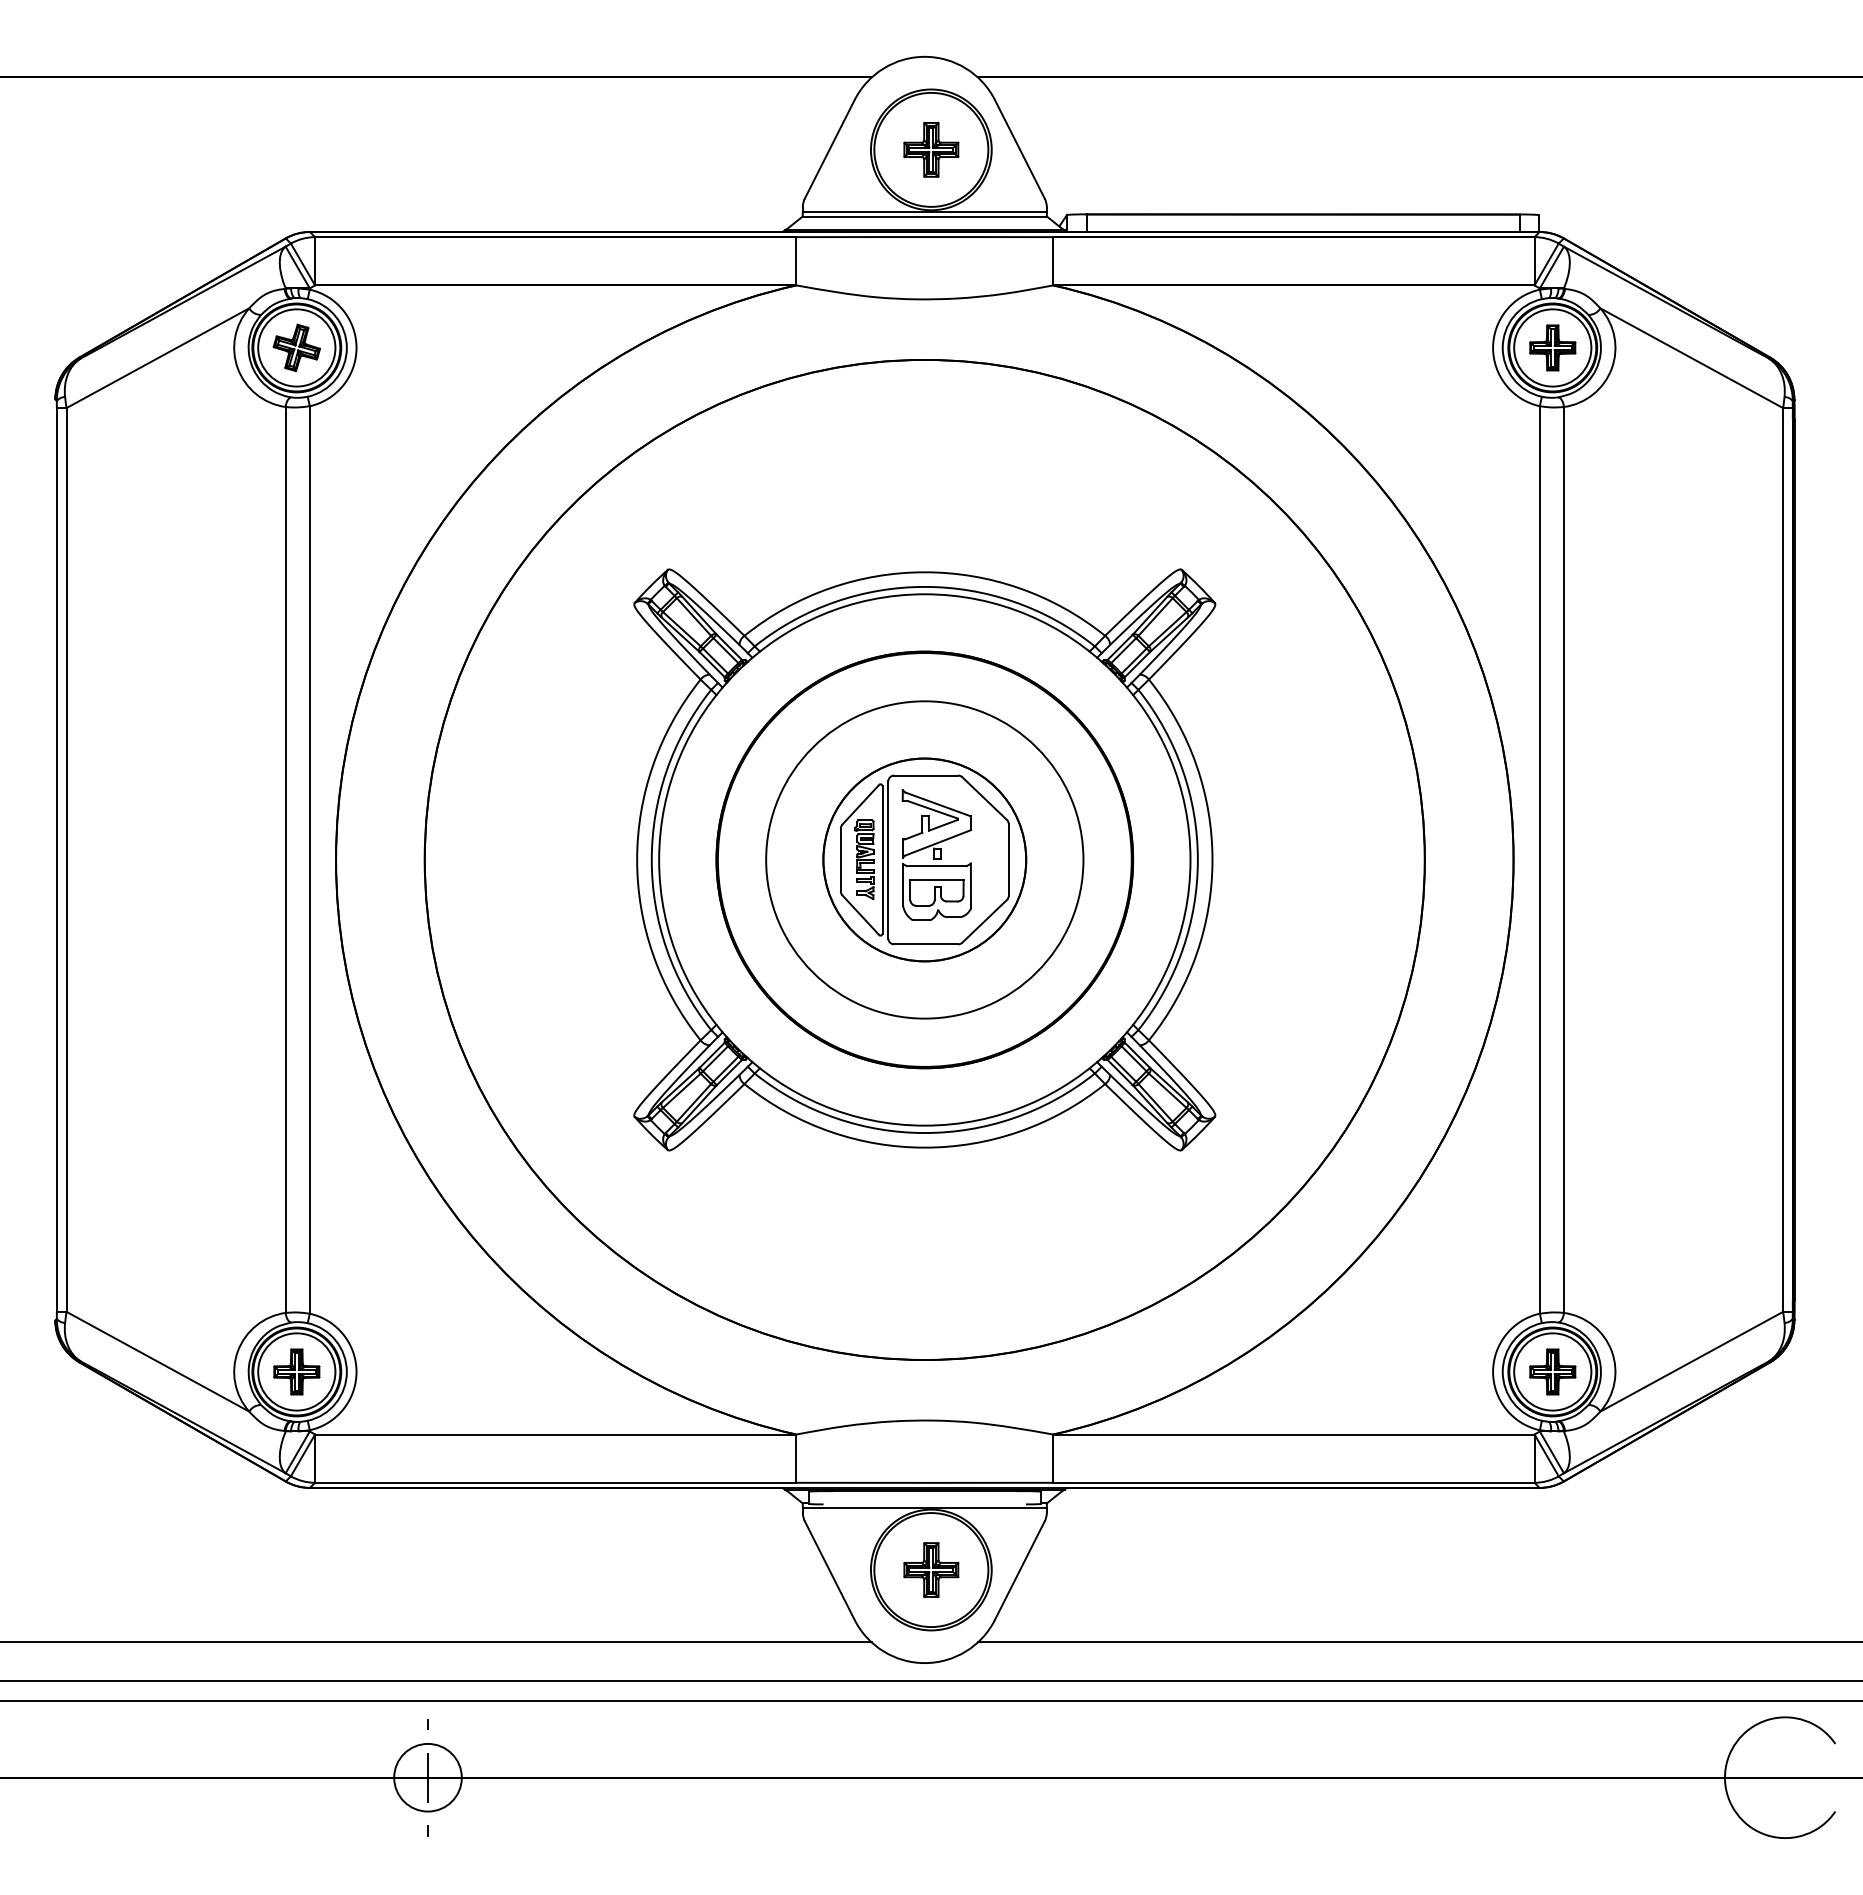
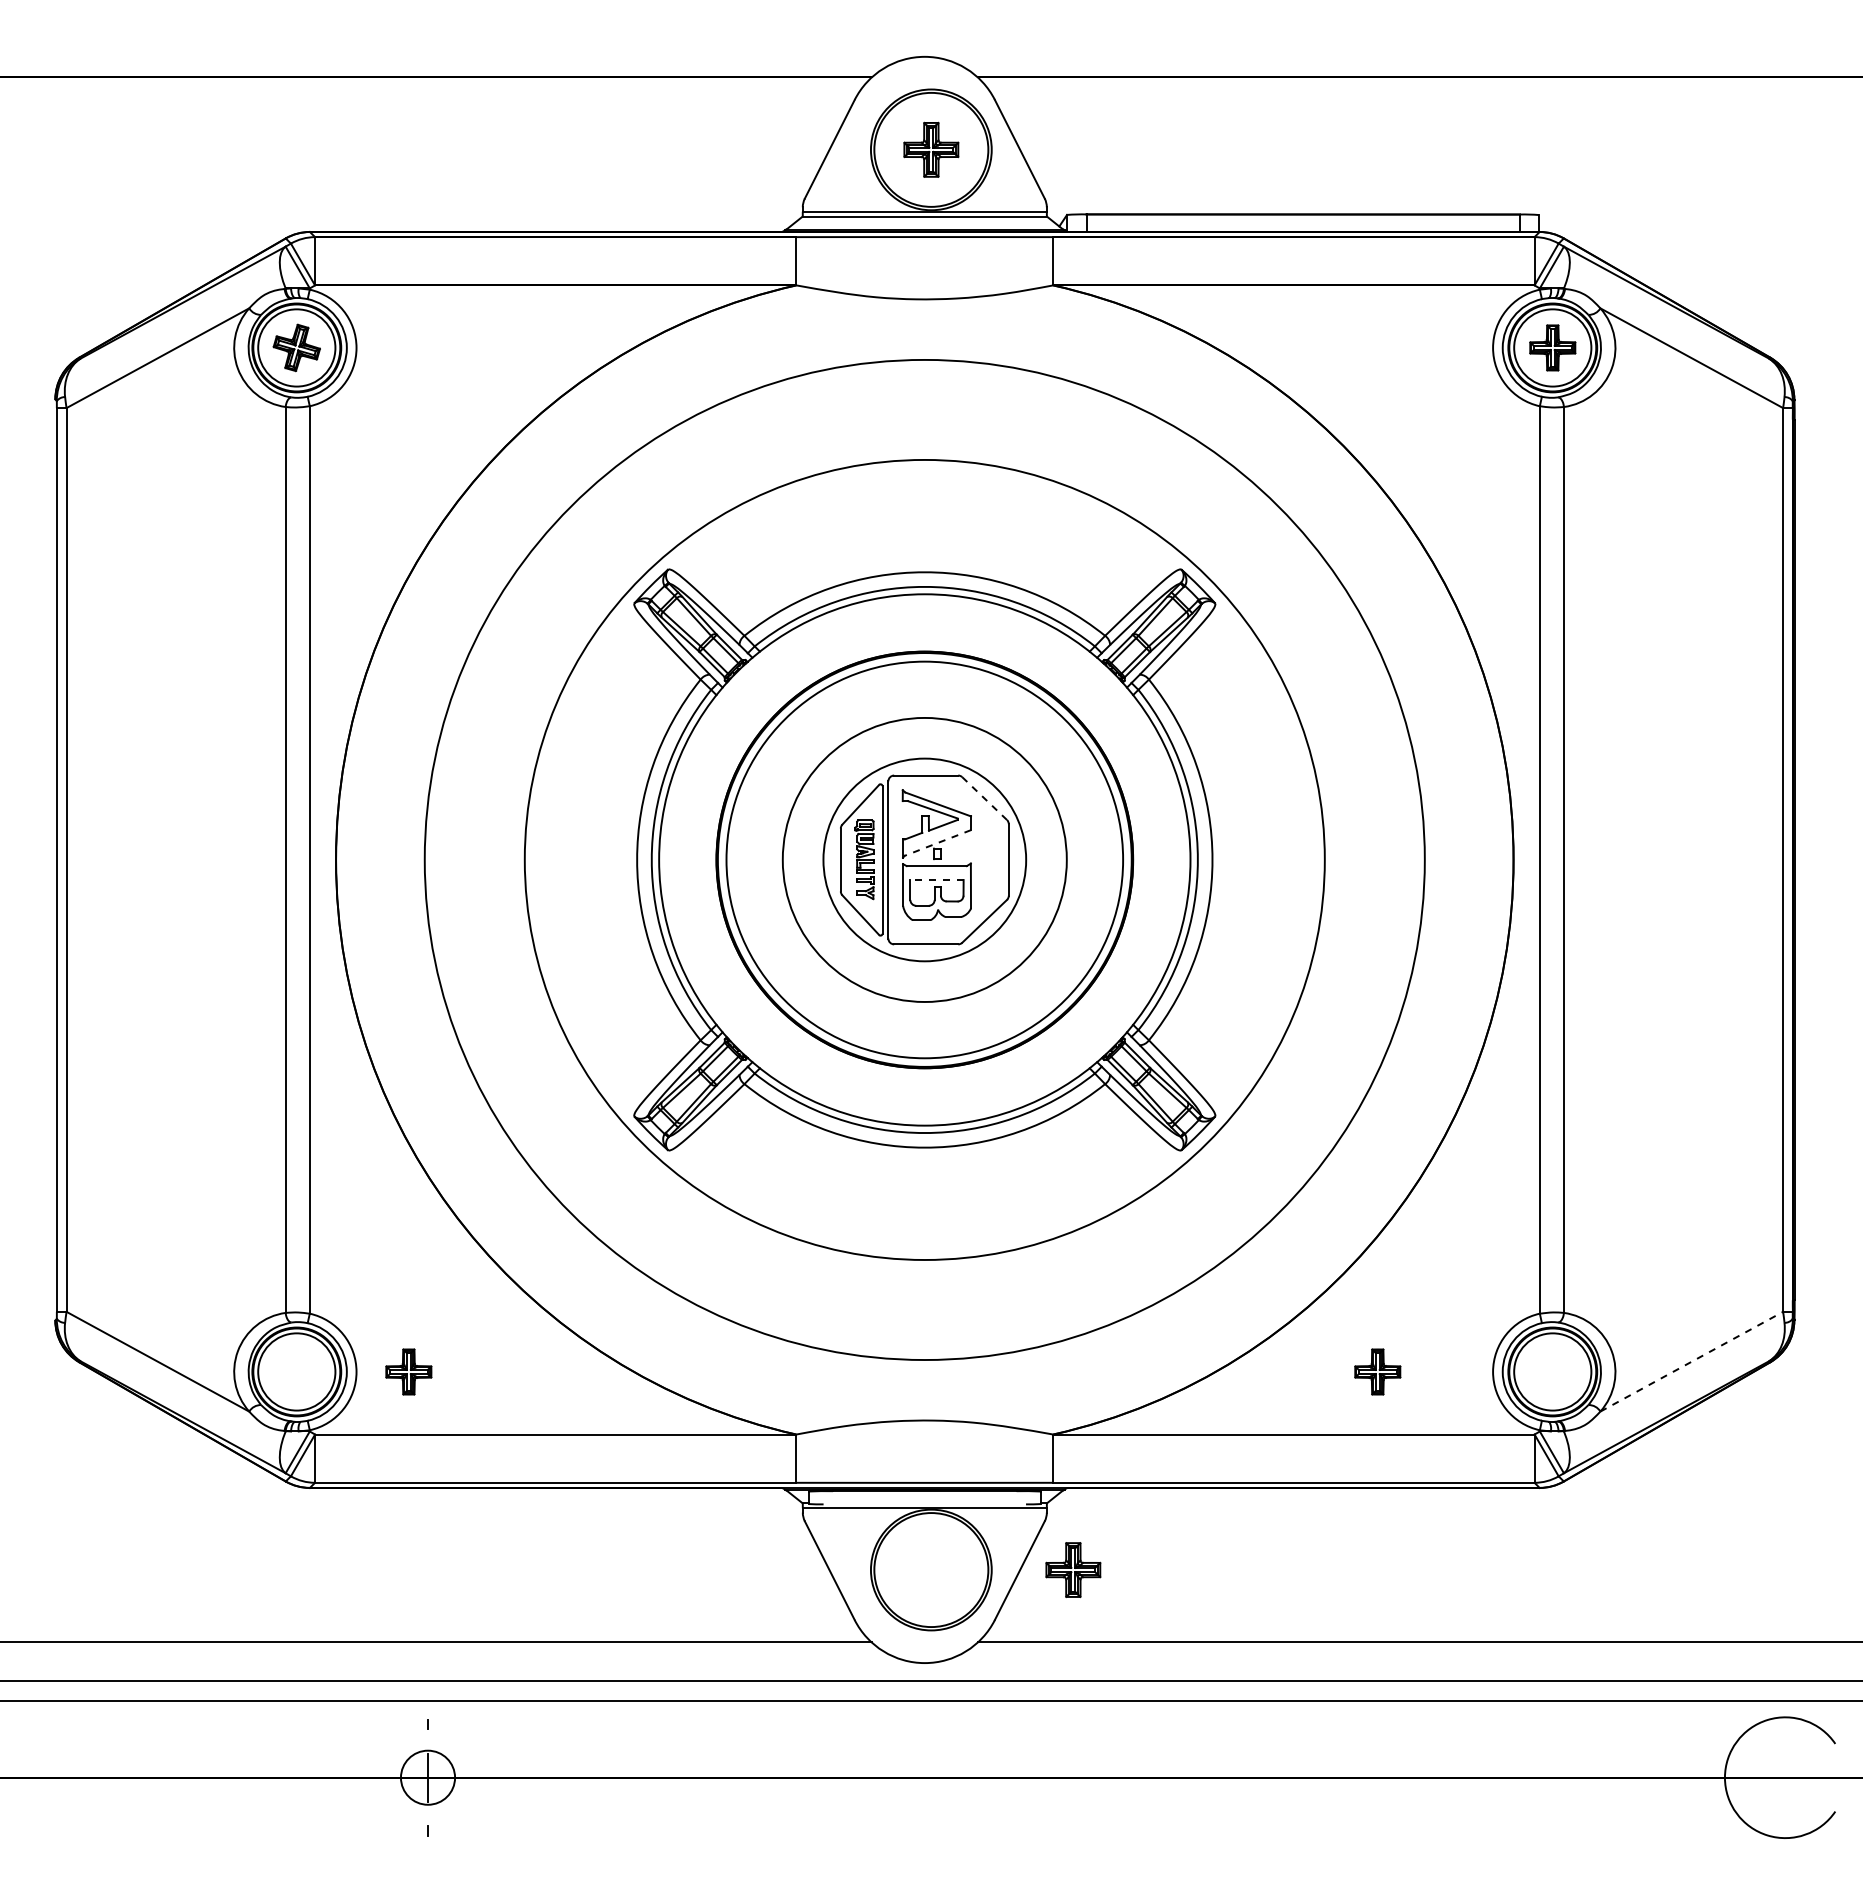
line: solid -> dashed (984, 798)
line: solid -> dashed (937, 843)
circle diameter: 1000 px -> 800 px (924, 859)
circle diameter: 203 px -> 284 px (924, 859)
circle diameter: 317 px -> 397 px (924, 859)
line: solid -> dashed (937, 880)
line: solid -> dashed (1692, 1361)
part position: (296, 1371) -> (408, 1371) (408, 1371)
part position: (1552, 1371) -> (1377, 1371) (1377, 1371)
part position: (931, 1569) -> (1073, 1569) (1073, 1569)
circle diameter: 68 px -> 54 px (427, 1777)
